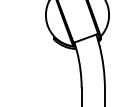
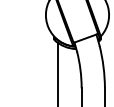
line: none -> present (57, 72)
